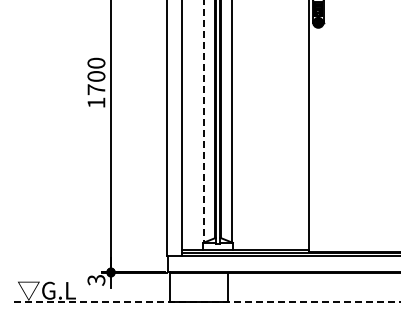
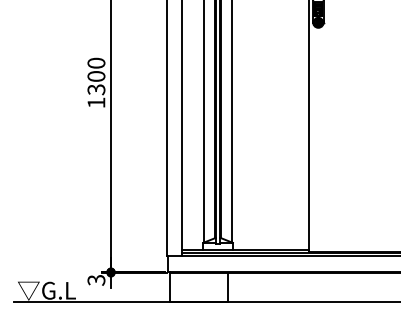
text: 1700 -> 1300 (96, 89)
line: dashed -> solid (204, 121)
line: dashed -> solid (208, 302)
